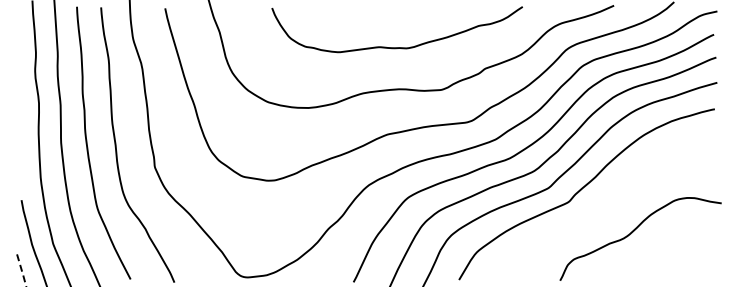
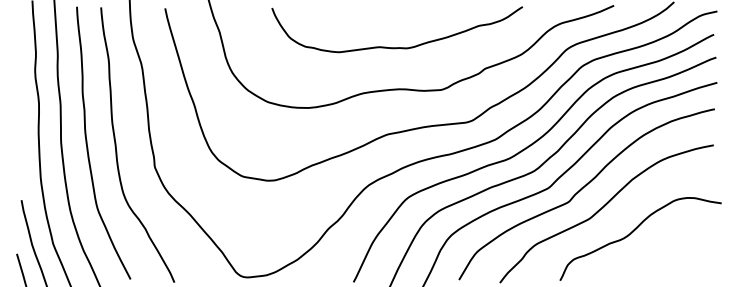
curve: none -> present (603, 208)
line: dashed -> solid (21, 270)
